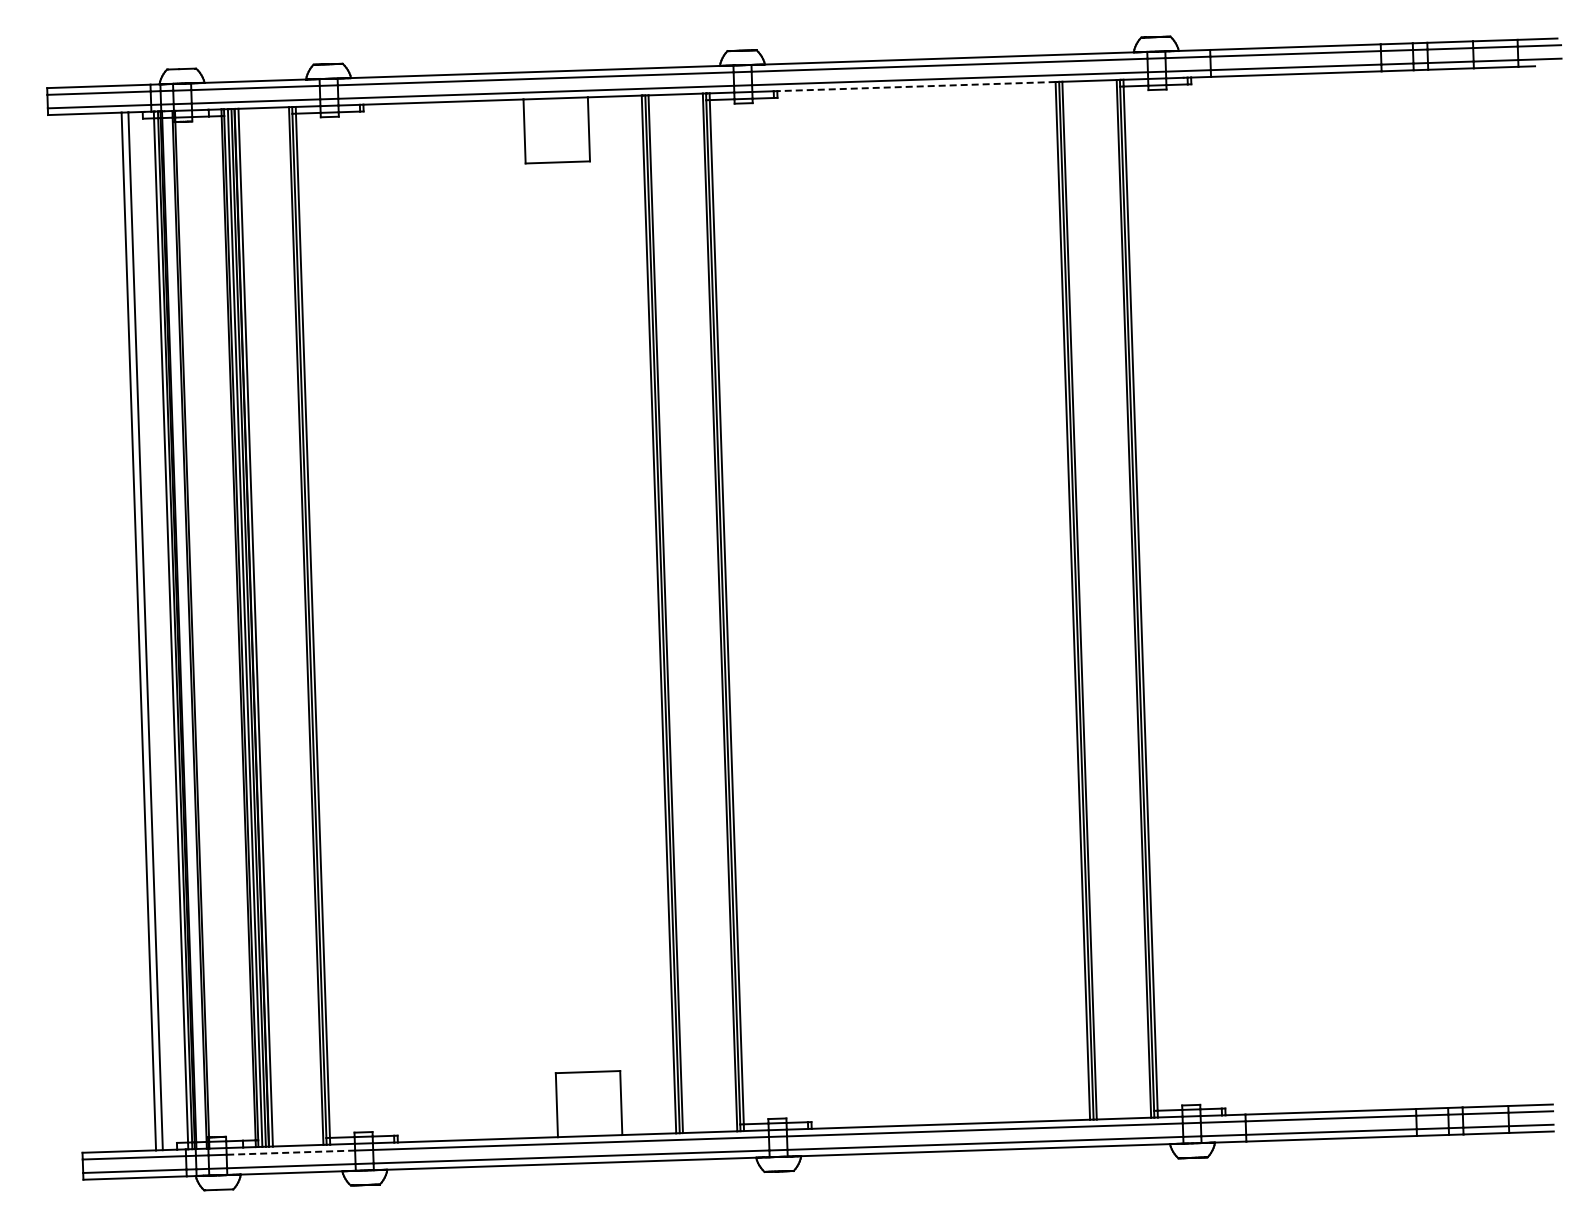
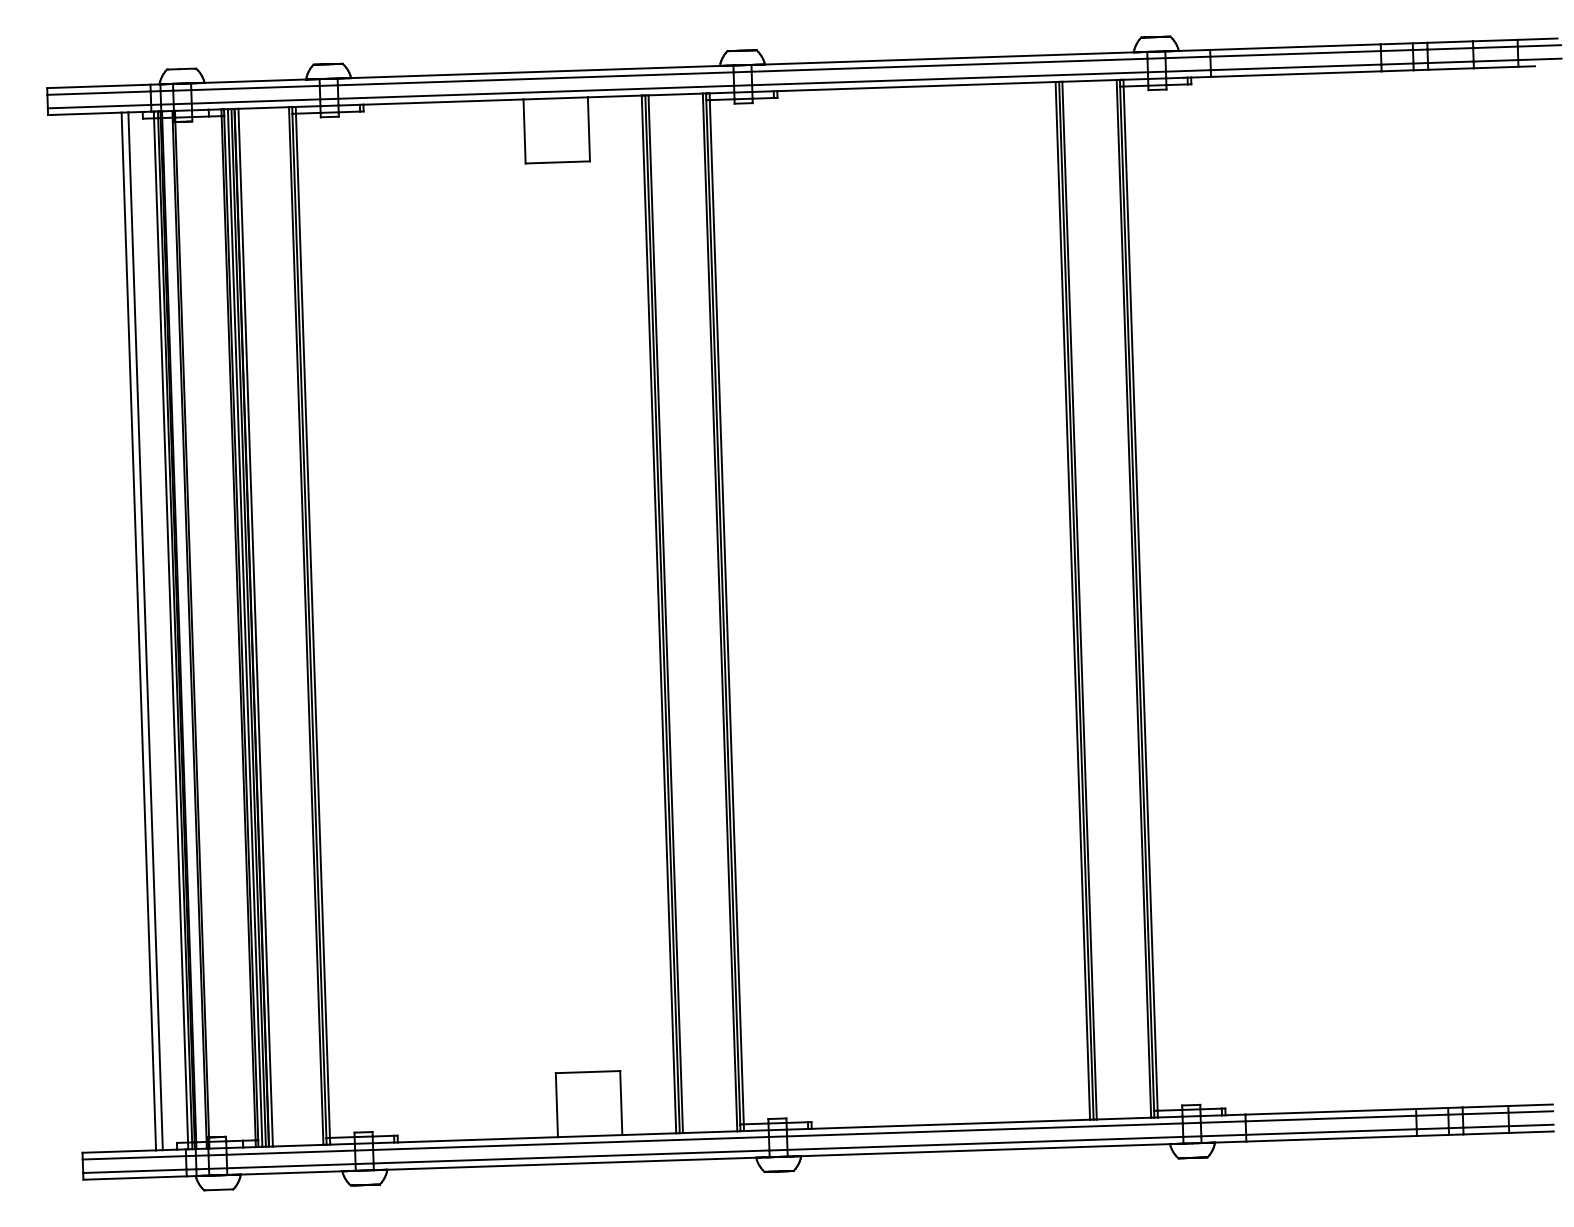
line: dashed -> solid (915, 86)
line: dashed -> solid (290, 1152)
